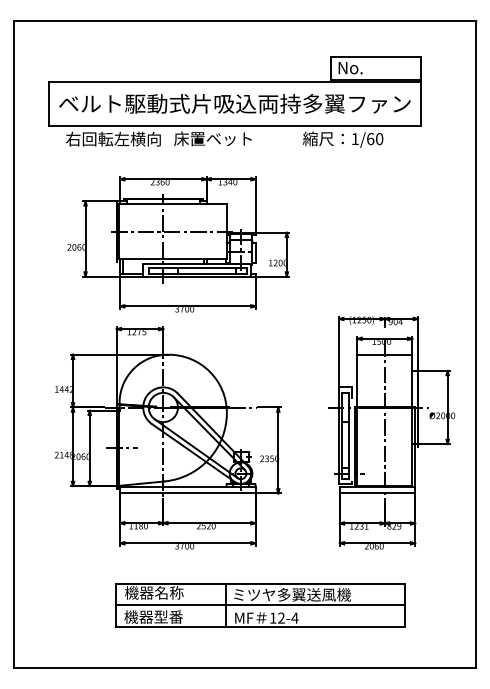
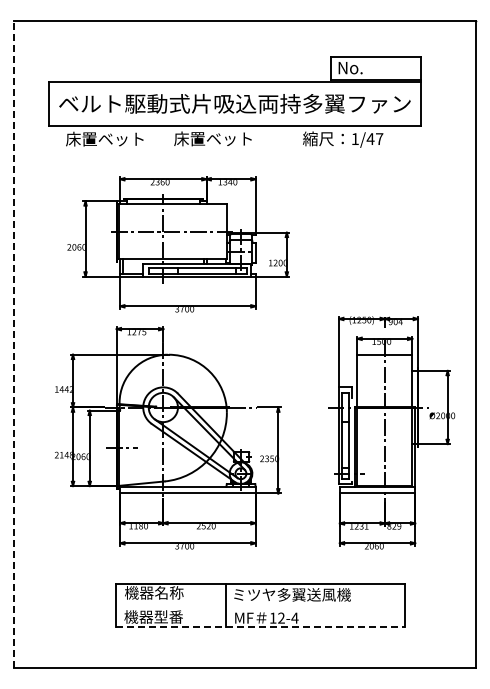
text: 右回転左横向 -> 床置ベット (113, 138)
text: 1/60 -> 1/47 (374, 139)
line: solid -> dashed (14, 344)
line: present -> none (259, 605)
line: solid -> dashed (260, 627)
